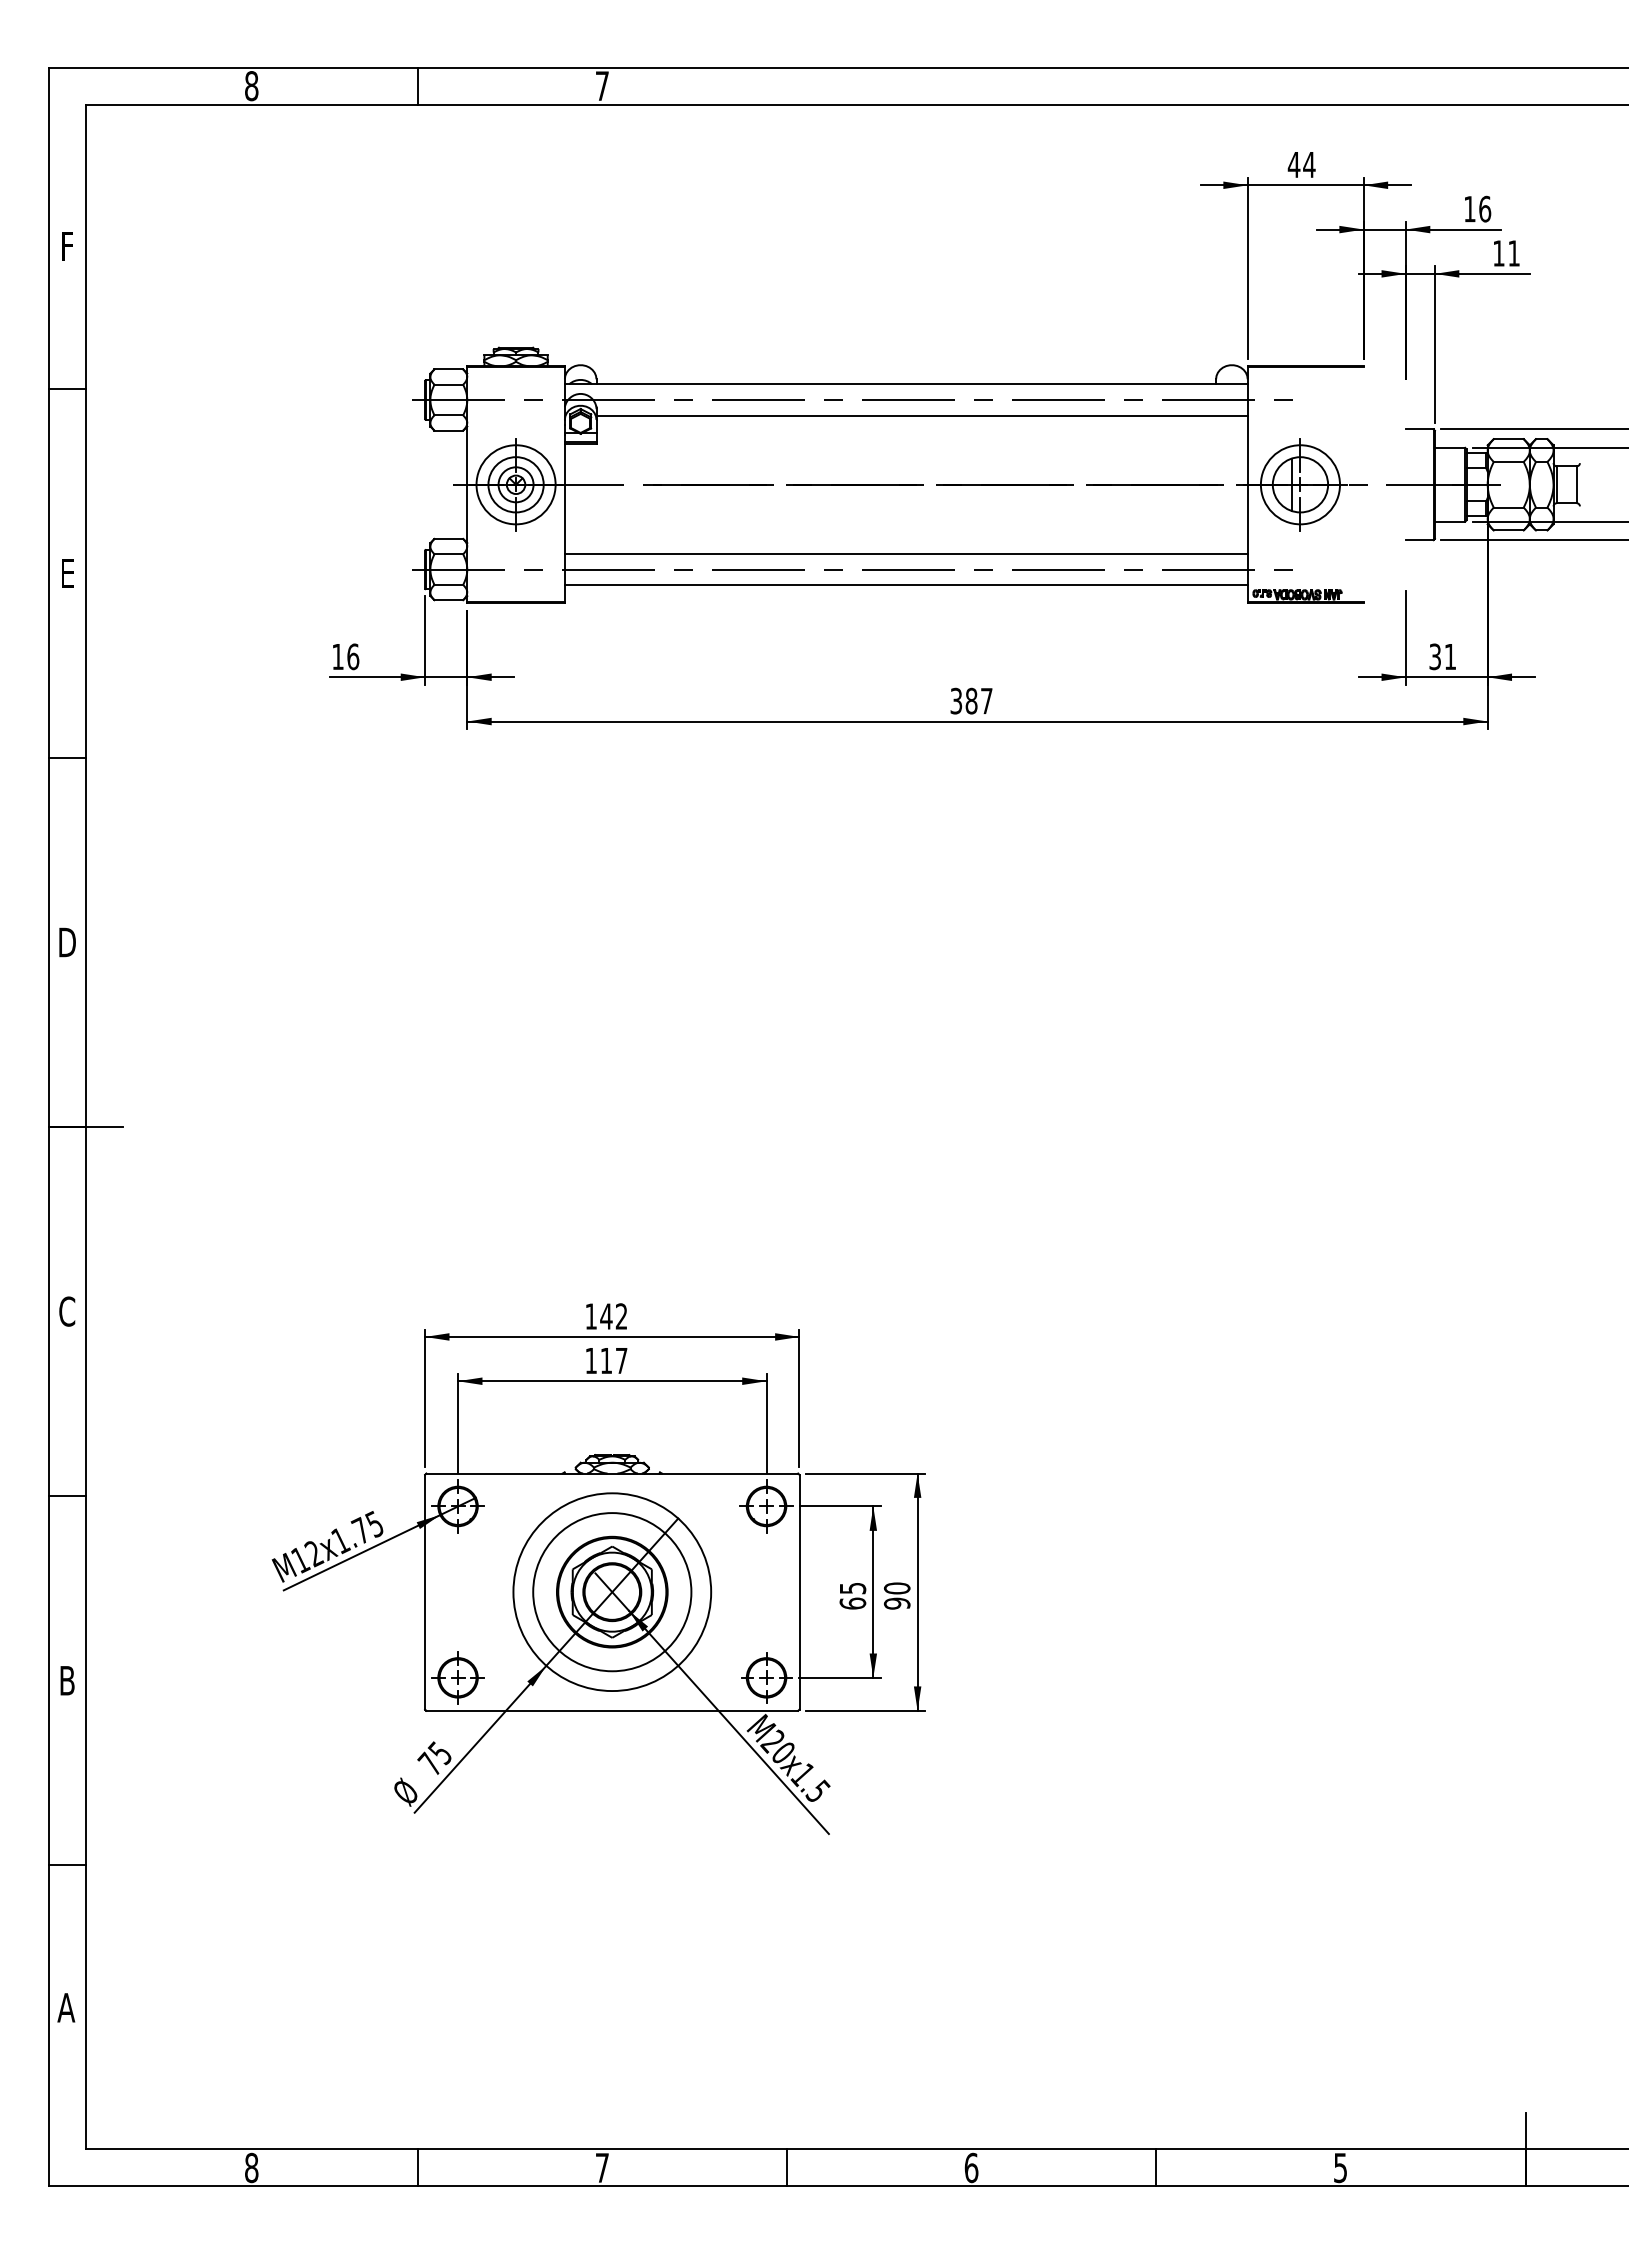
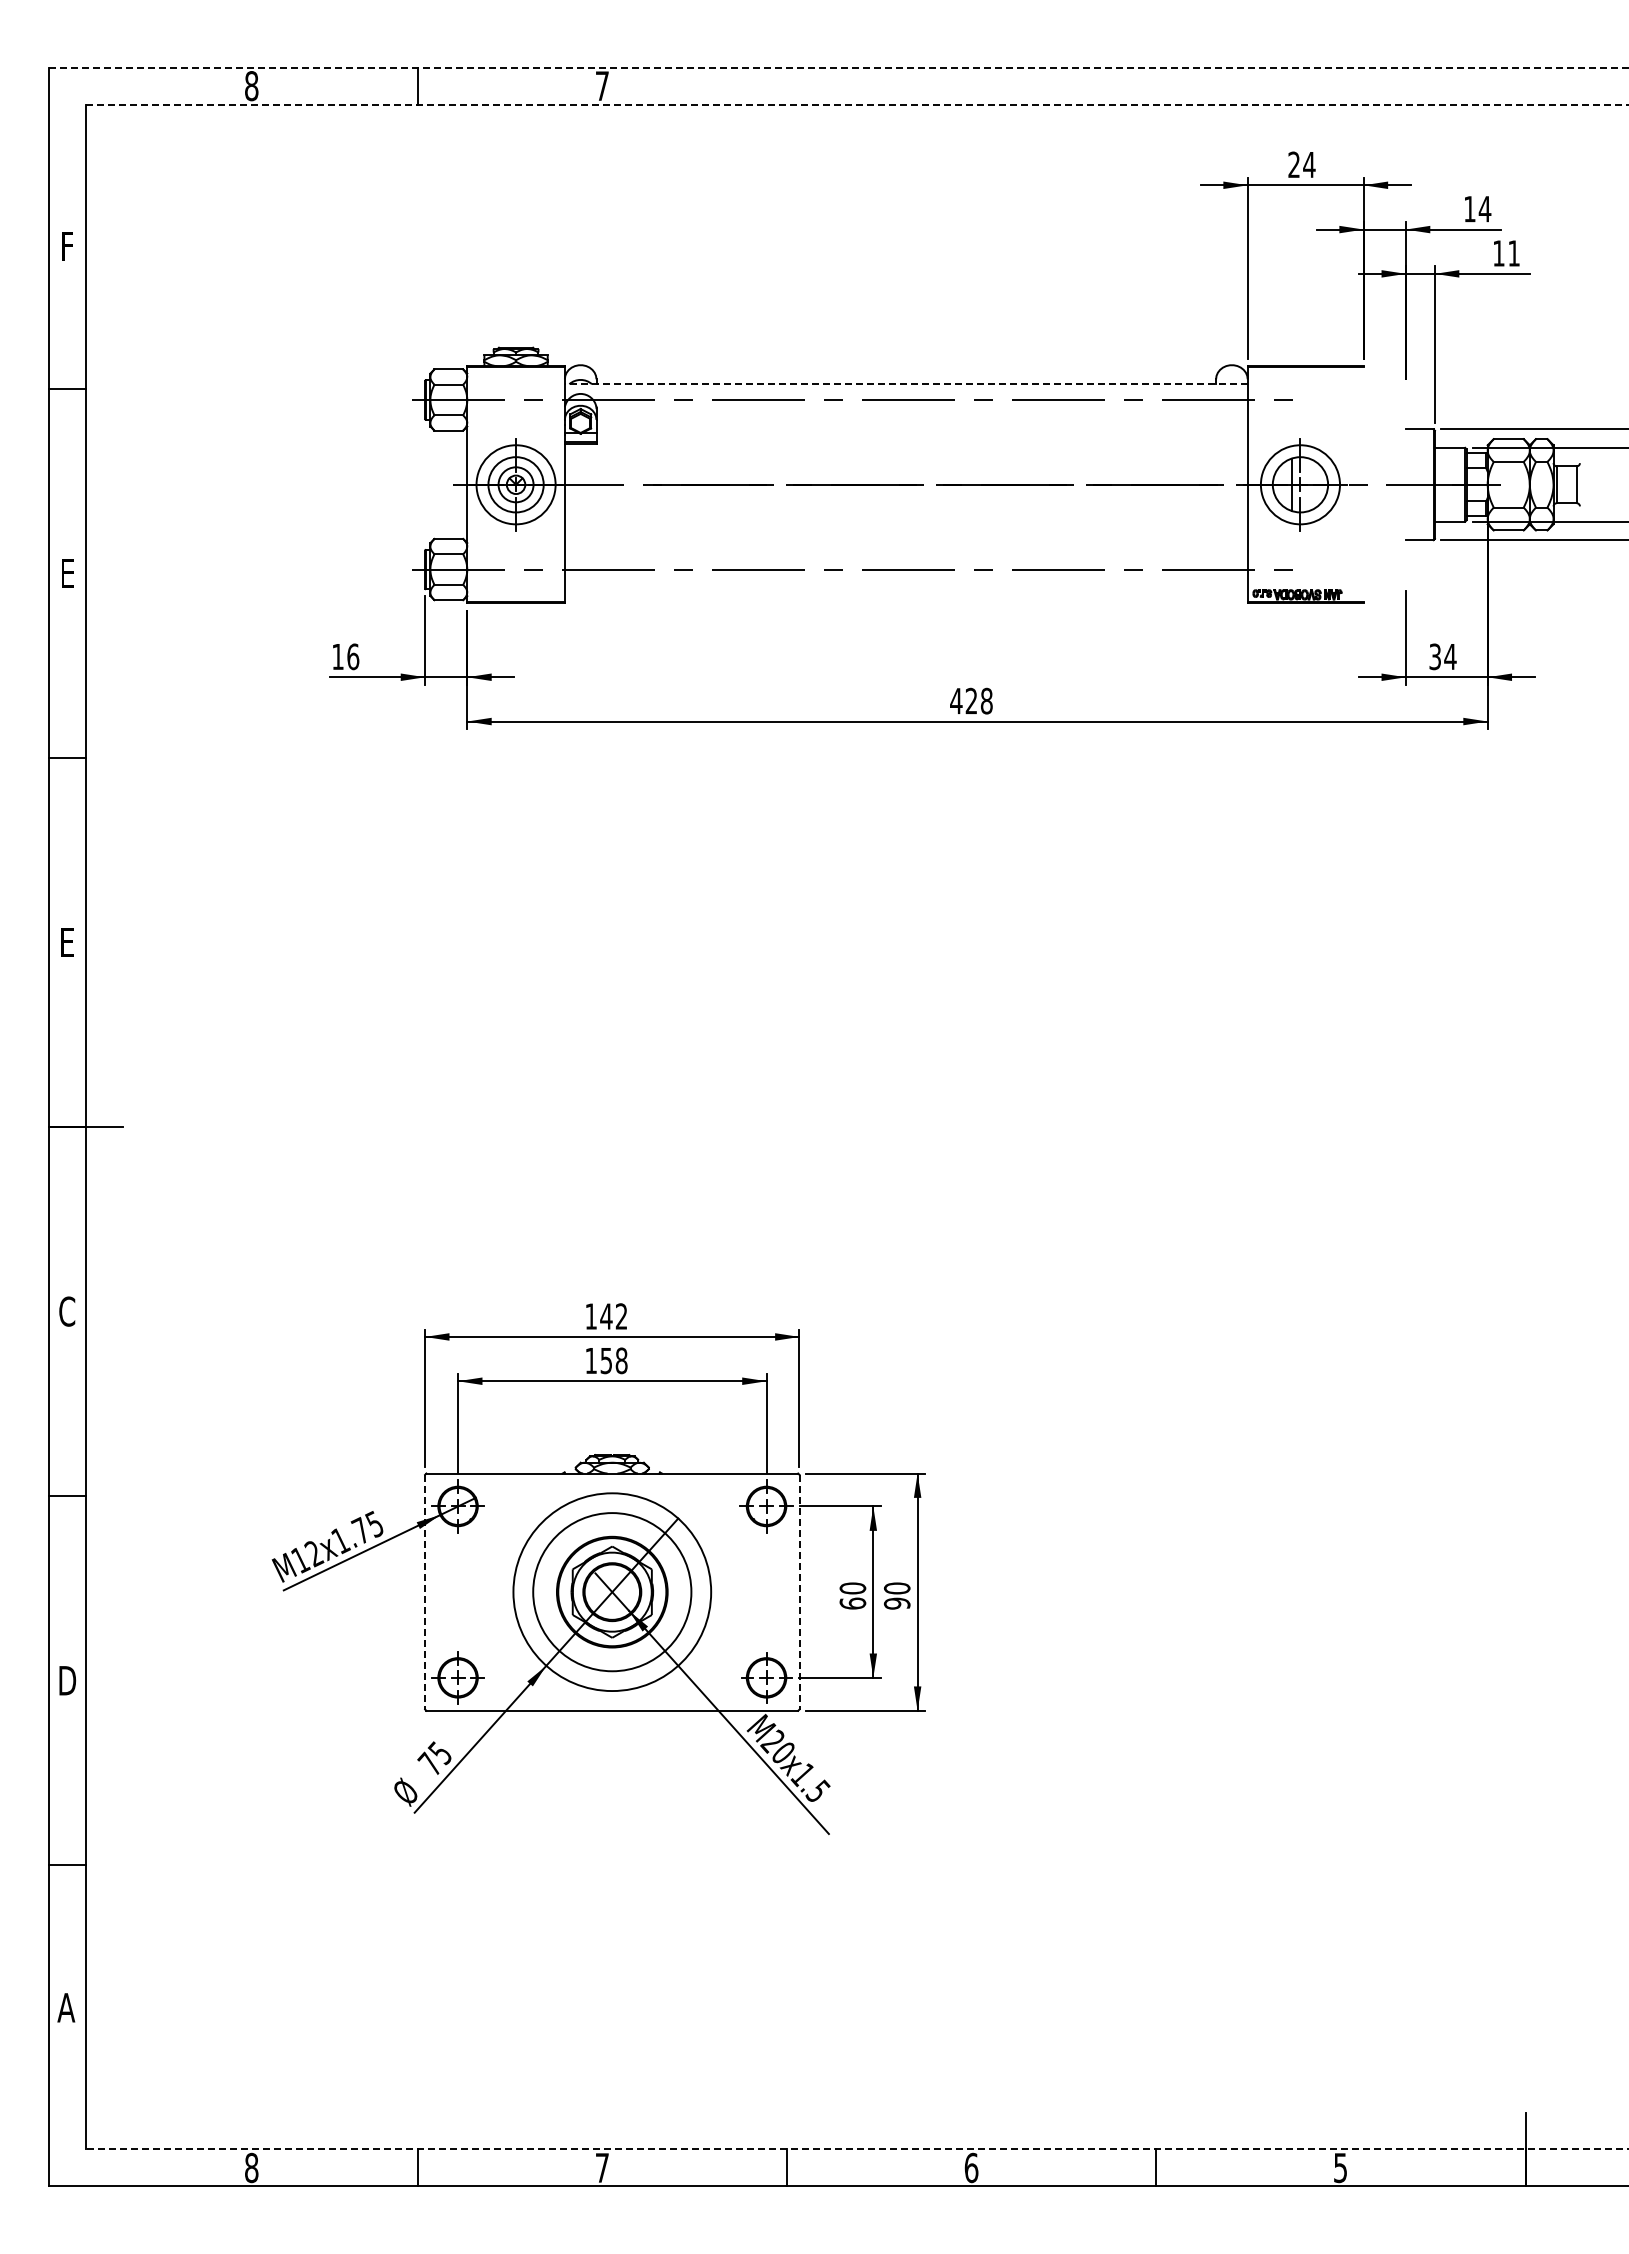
line: solid -> dashed (839, 67)
line: solid -> dashed (857, 104)
text: 44 -> 24 (1293, 164)
text: 16 -> 14 (1484, 208)
line: solid -> dashed (905, 384)
line: present -> none (921, 415)
line: present -> none (905, 553)
line: present -> none (905, 585)
text: 31 -> 34 (1450, 656)
text: 387 -> 428 (971, 700)
text: D -> E (67, 942)
text: 117 -> 158 (613, 1360)
text: 65 -> 60 (852, 1588)
line: solid -> dashed (425, 1592)
line: solid -> dashed (799, 1592)
text: B -> D (67, 1680)
line: solid -> dashed (856, 2149)
